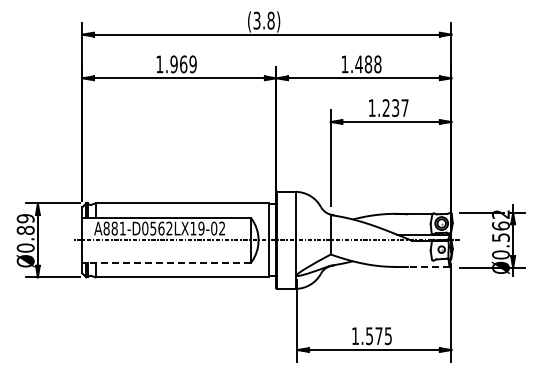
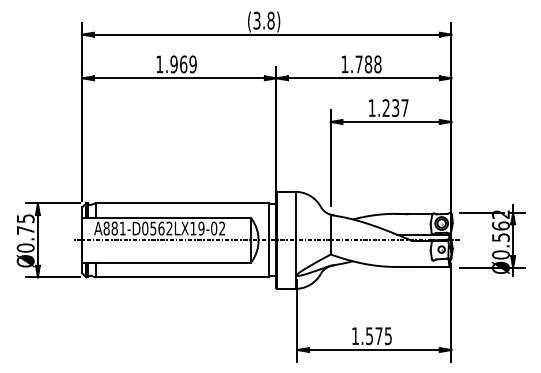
text: 1.488 -> 1.788 (358, 64)
text: Ø0.89 -> Ø0.75 (25, 224)
line: dashed -> solid (166, 262)
line: dashed -> solid (428, 266)
